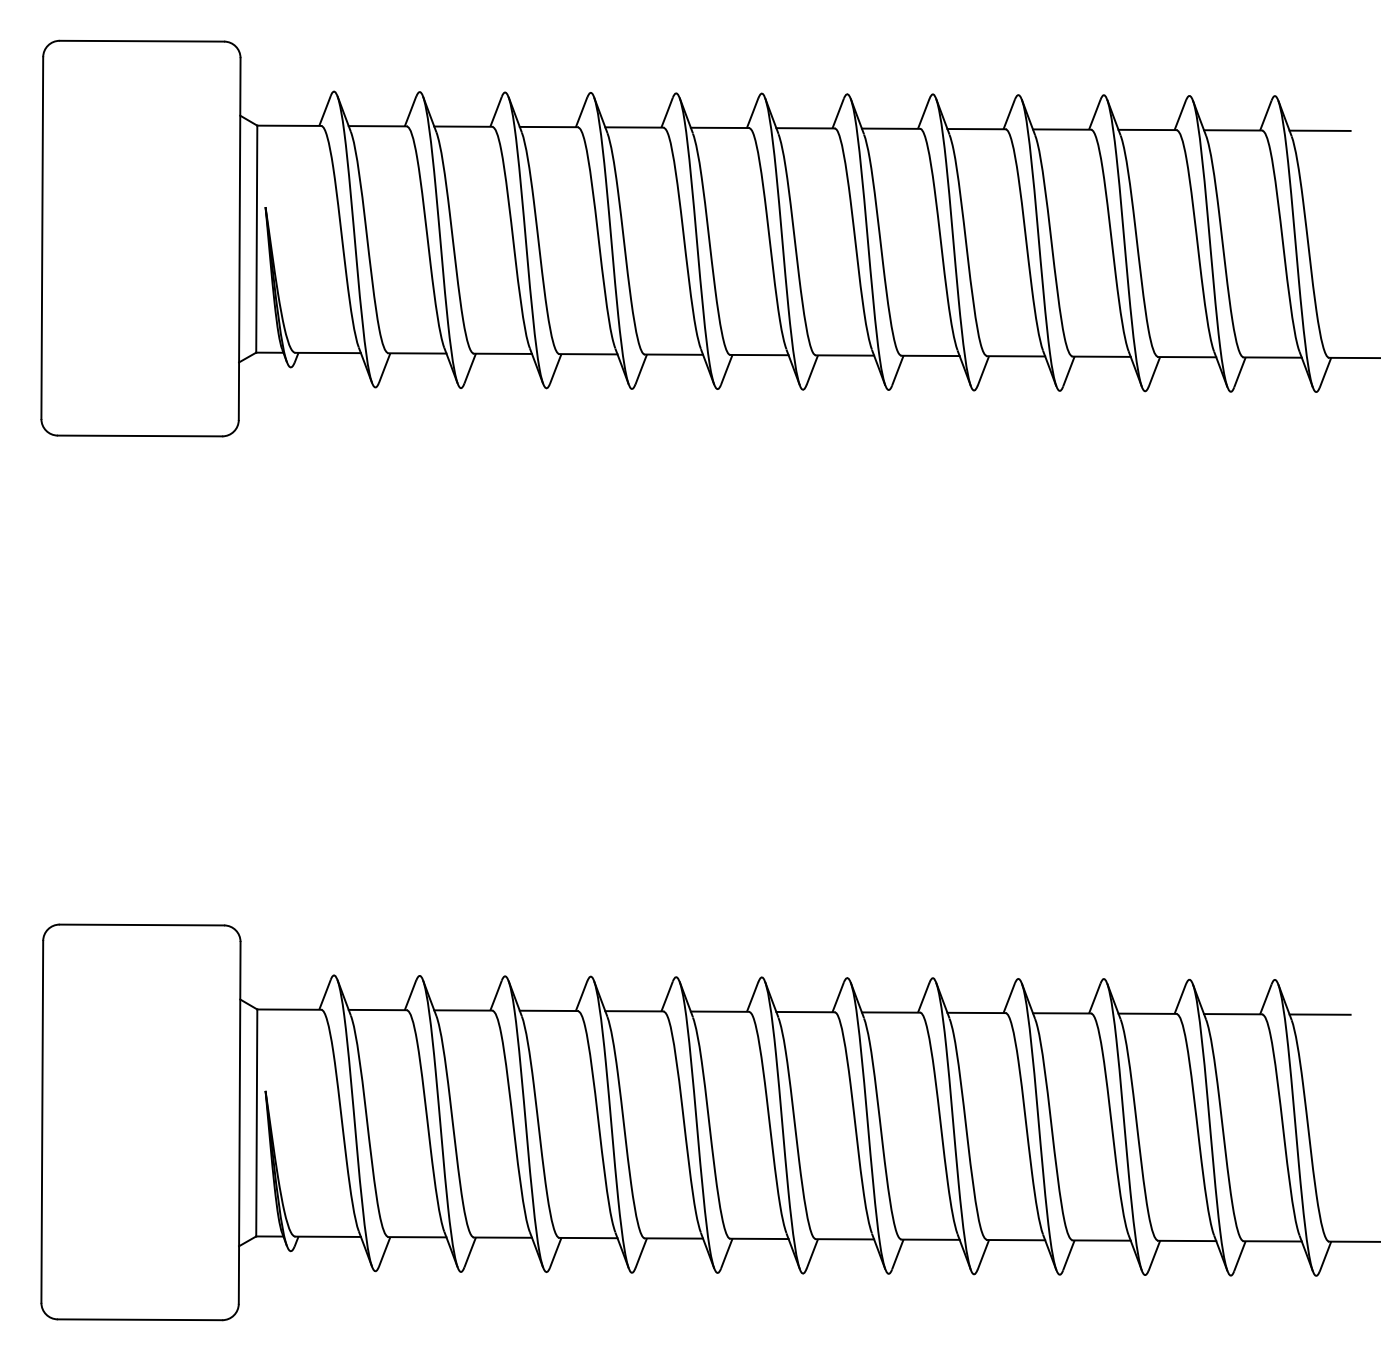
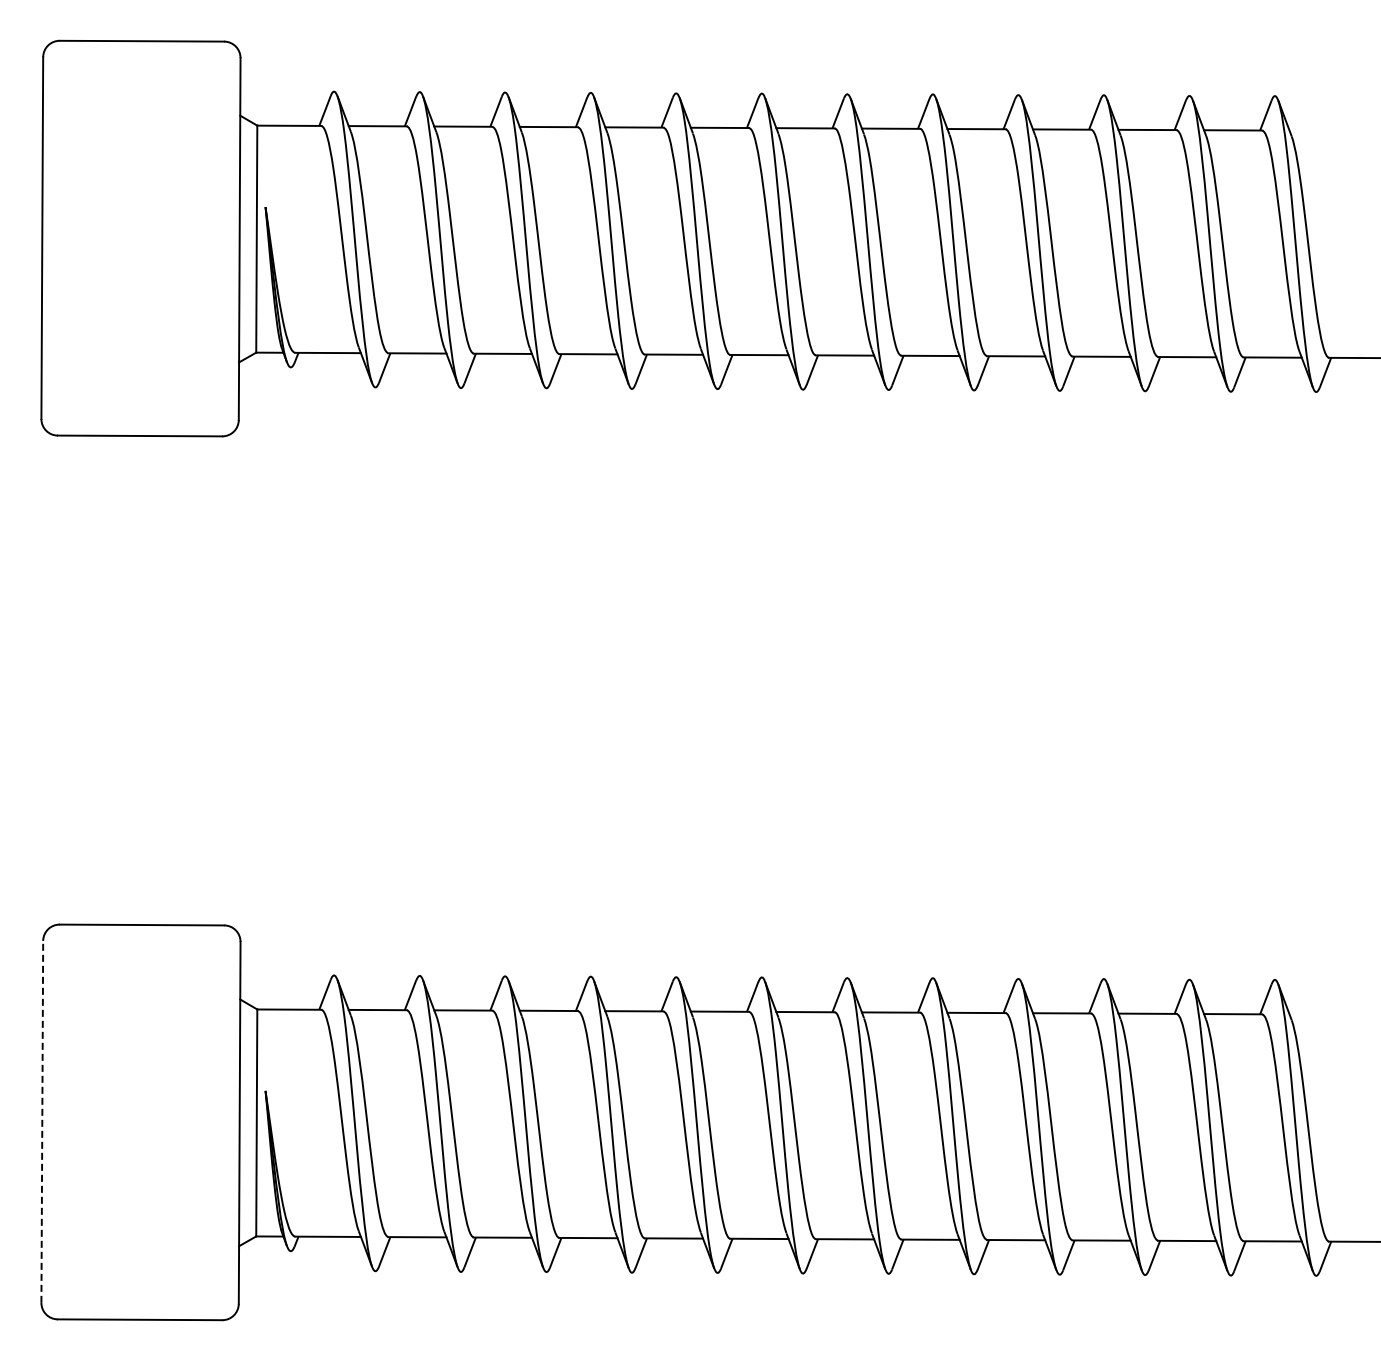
line: present -> none (1319, 130)
line: present -> none (1319, 1014)
line: solid -> dashed (42, 1121)
